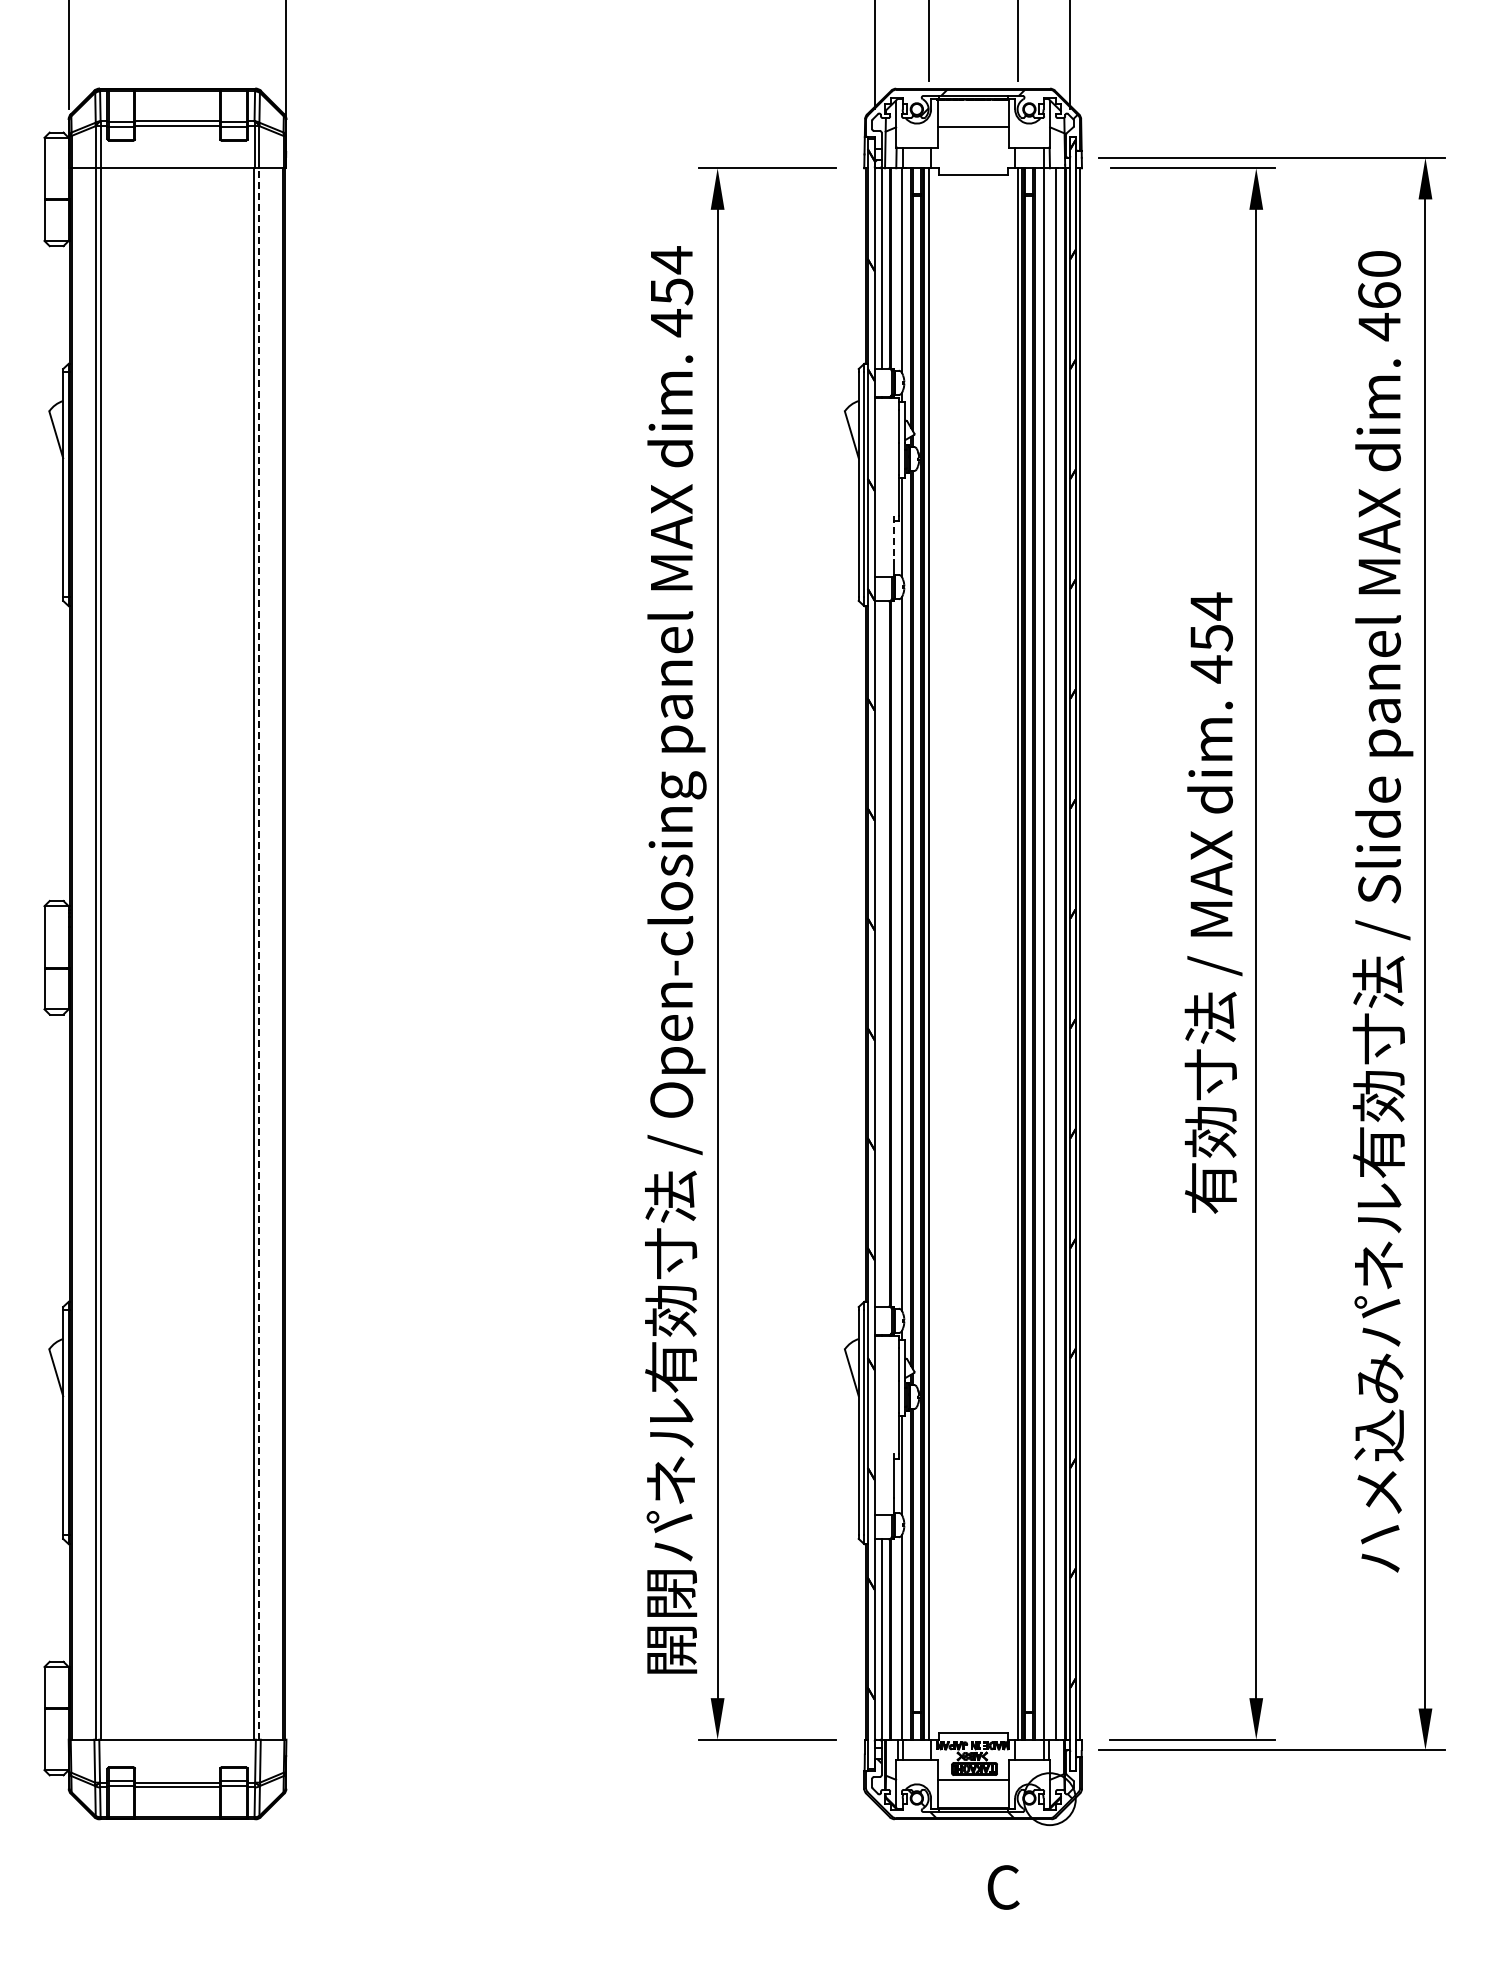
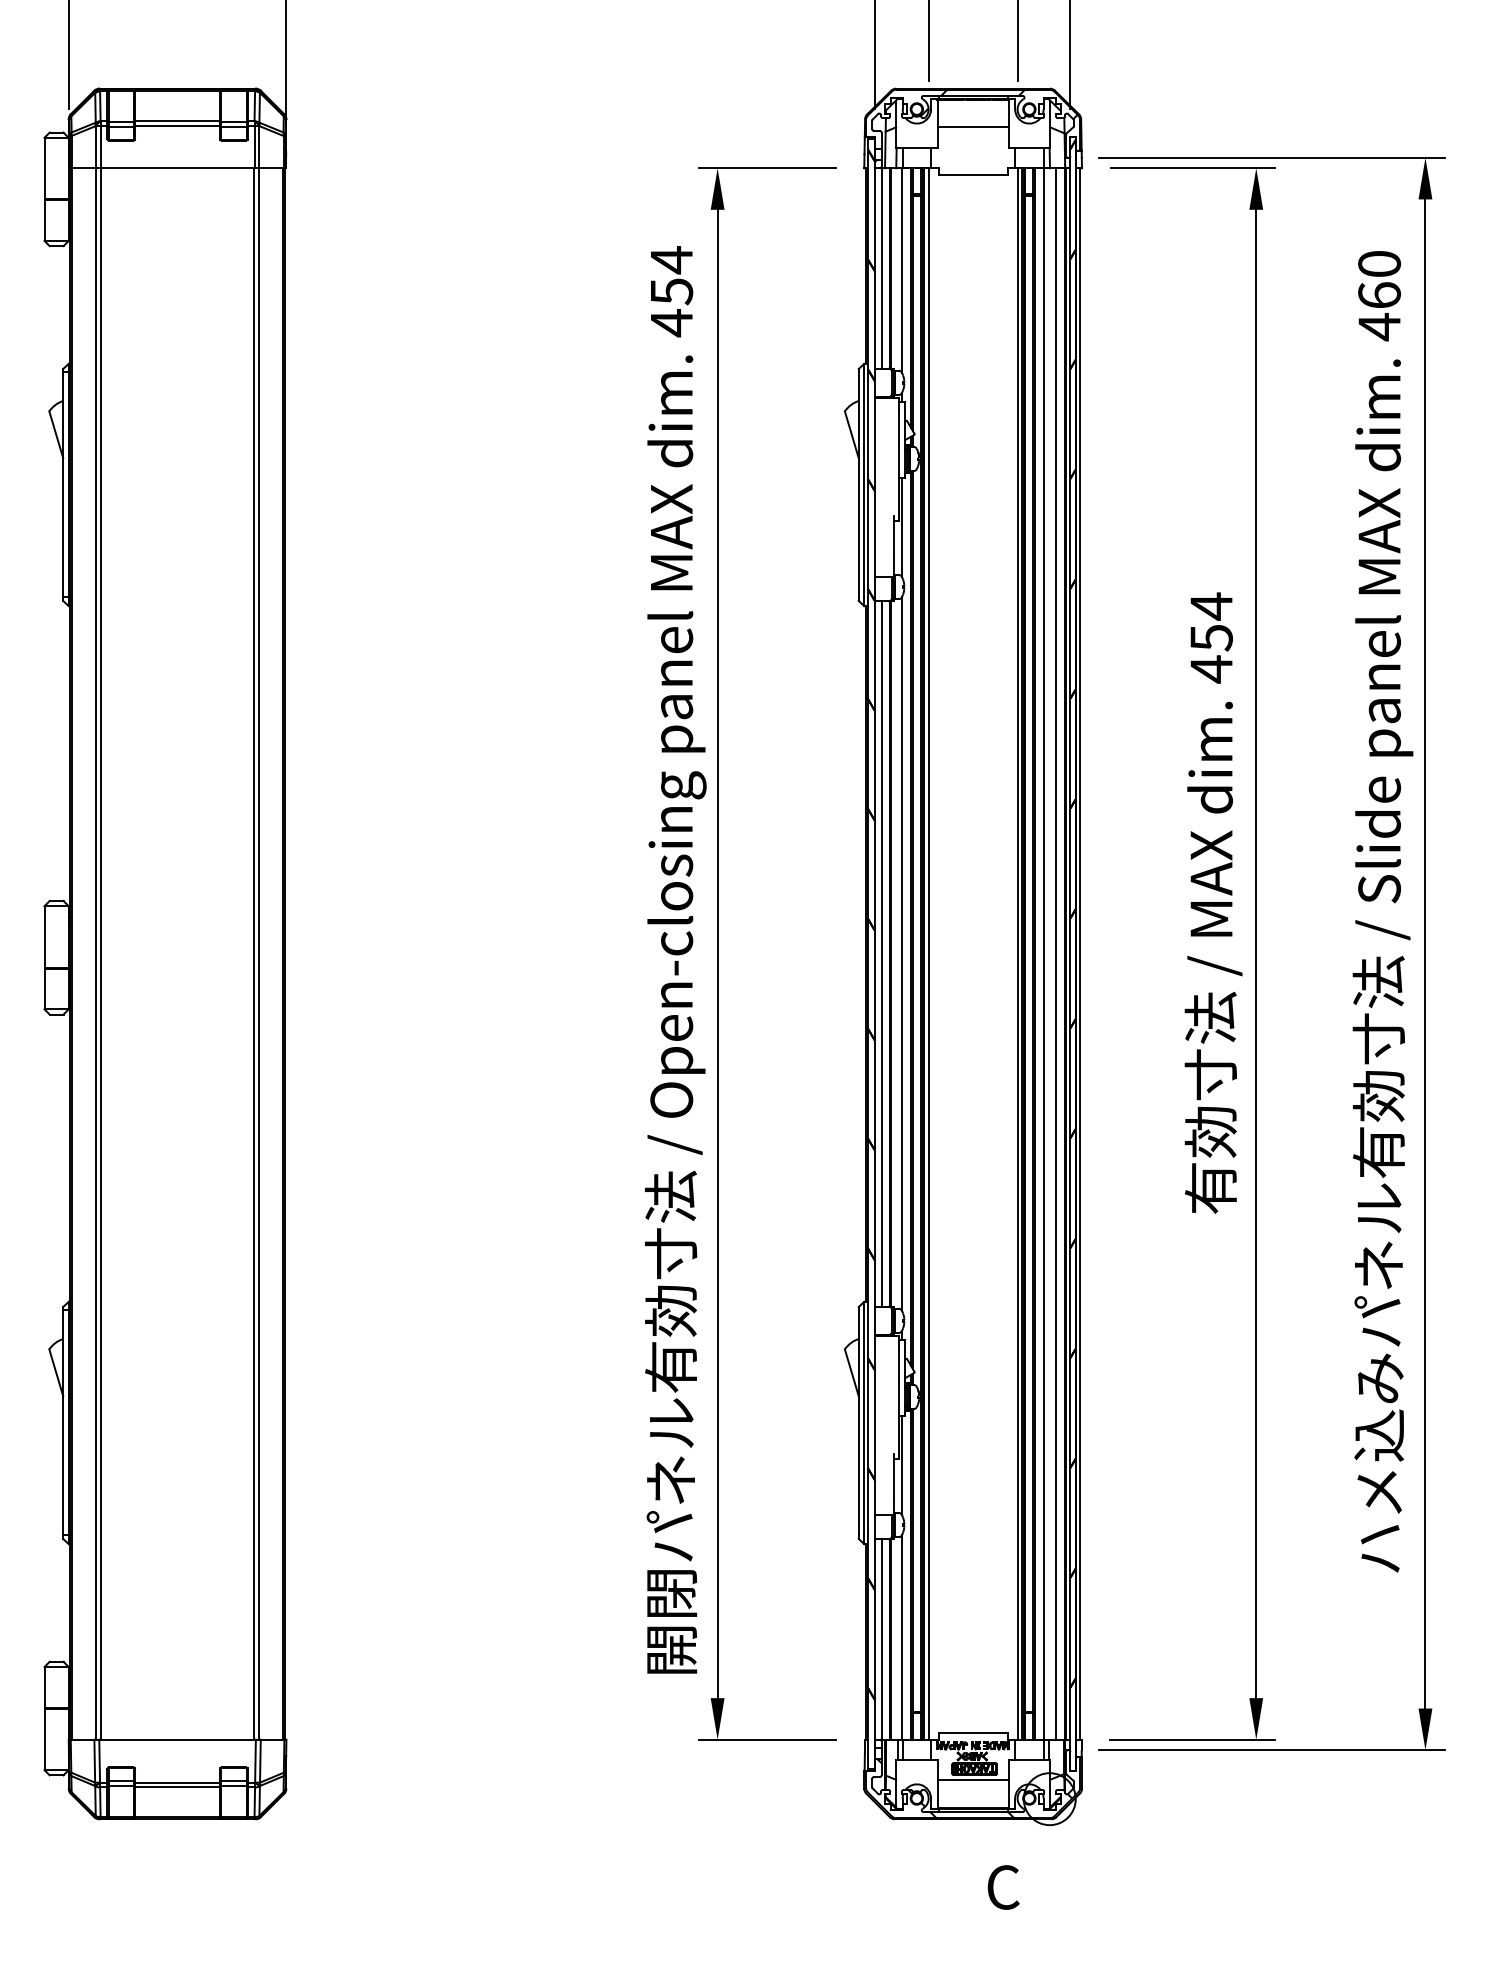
line: dashed -> solid (893, 538)
line: dashed -> solid (259, 953)
line: none -> present (881, 953)
